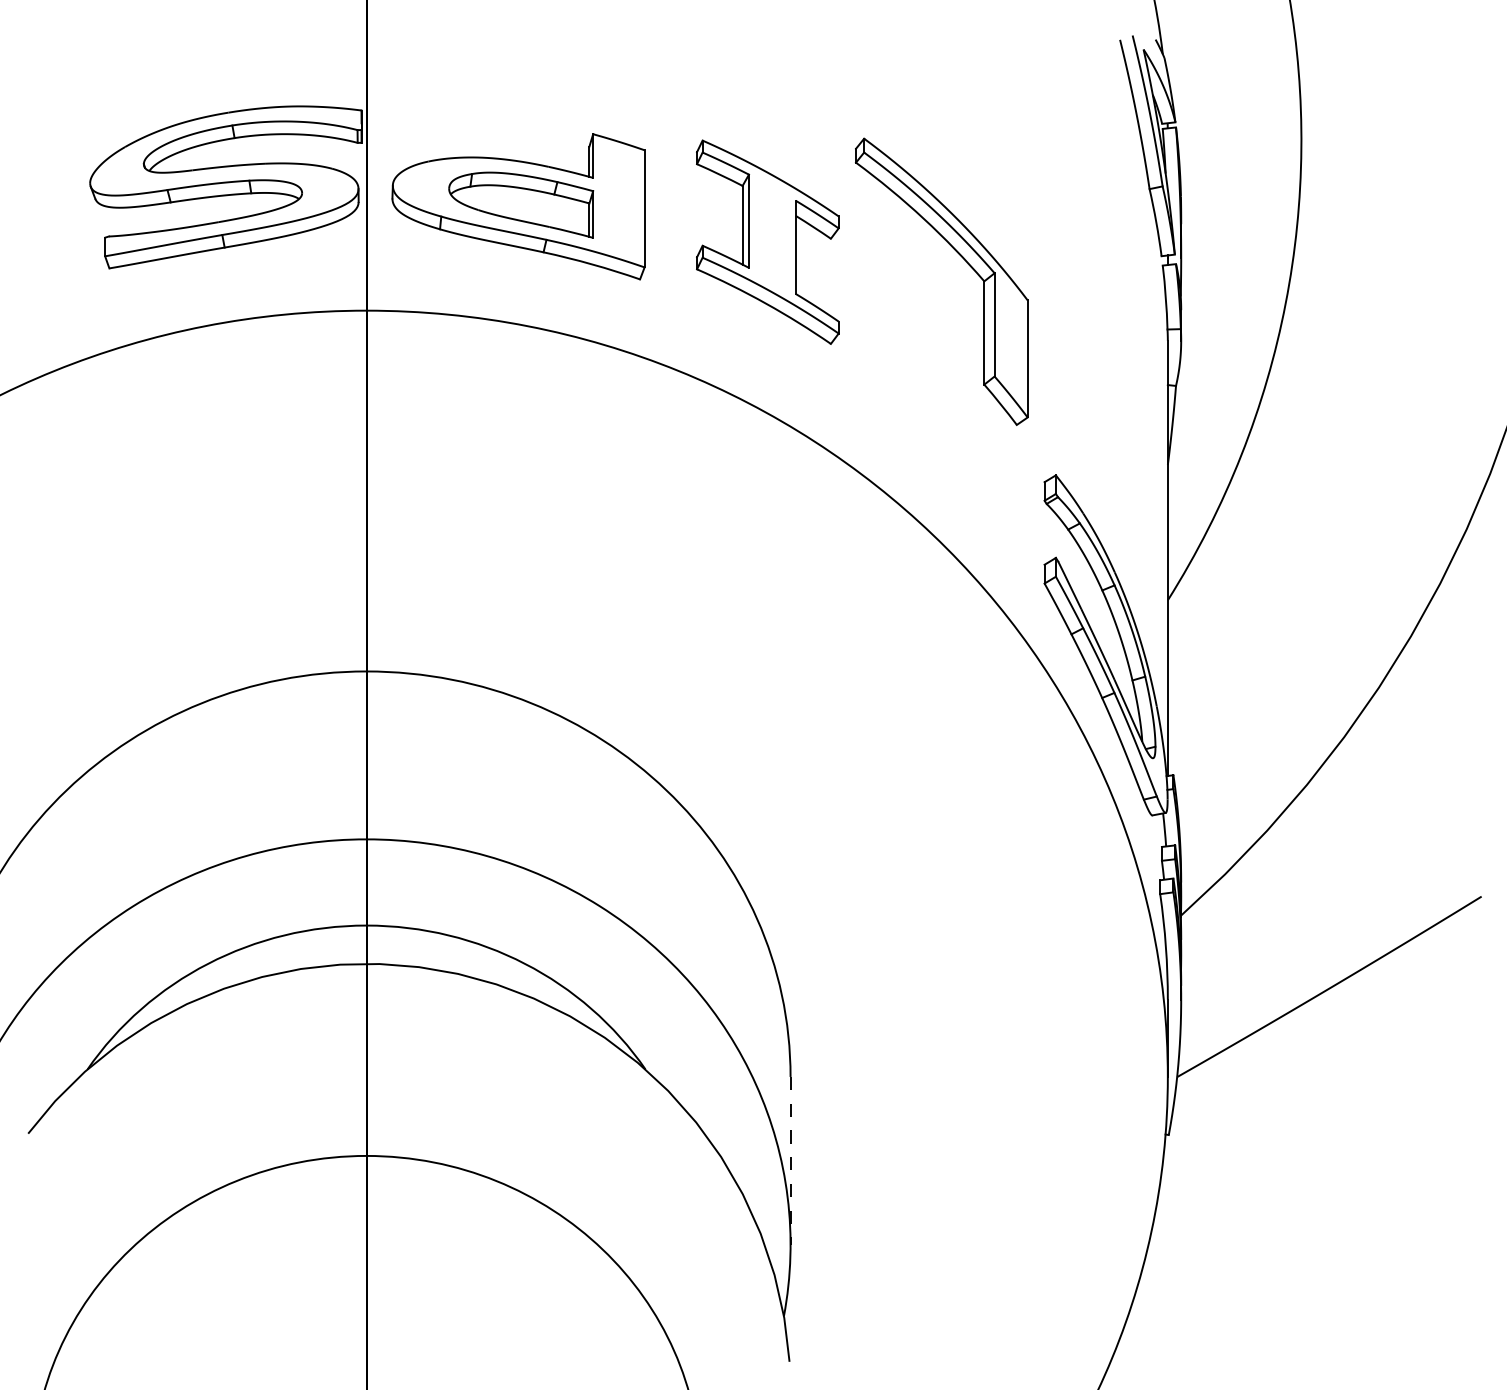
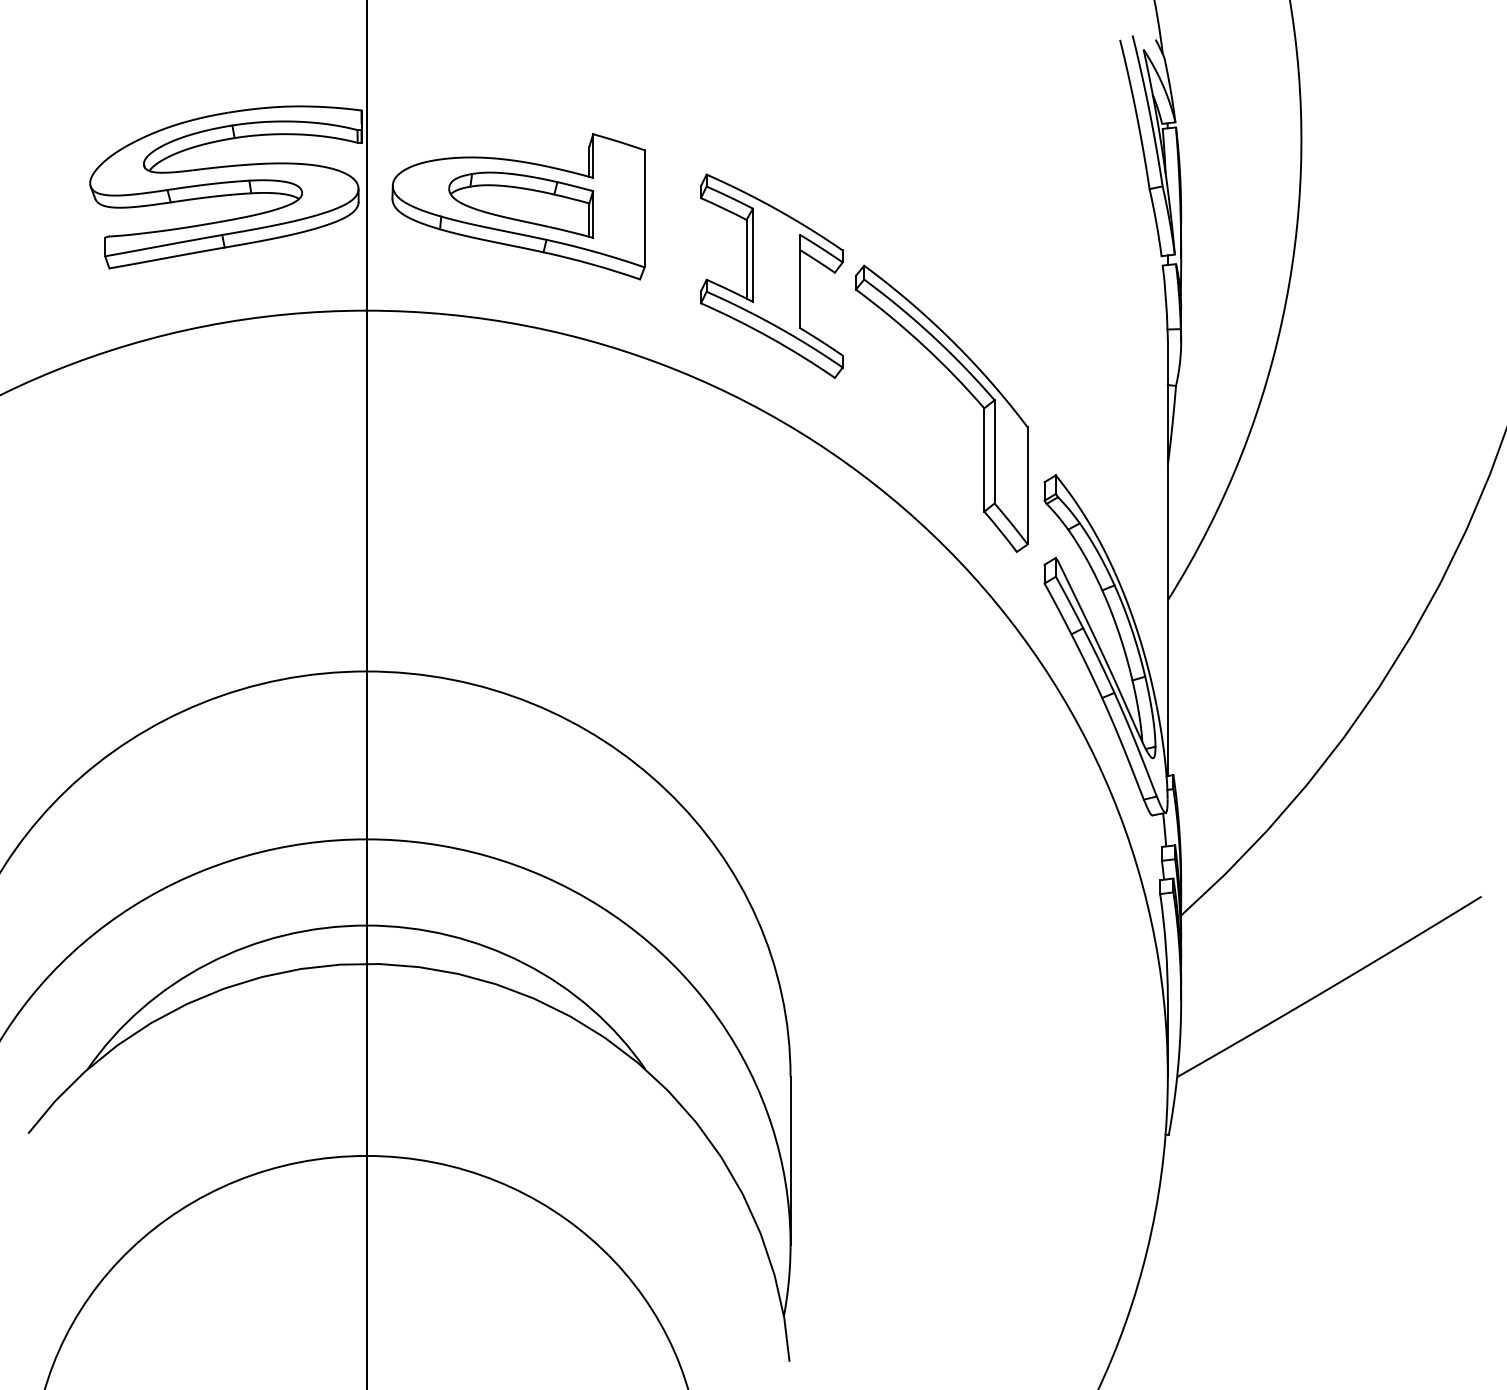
part position: (767, 241) -> (771, 275) (771, 275)
part position: (967, 264) -> (967, 391) (967, 391)
line: dashed -> solid (790, 1160)
